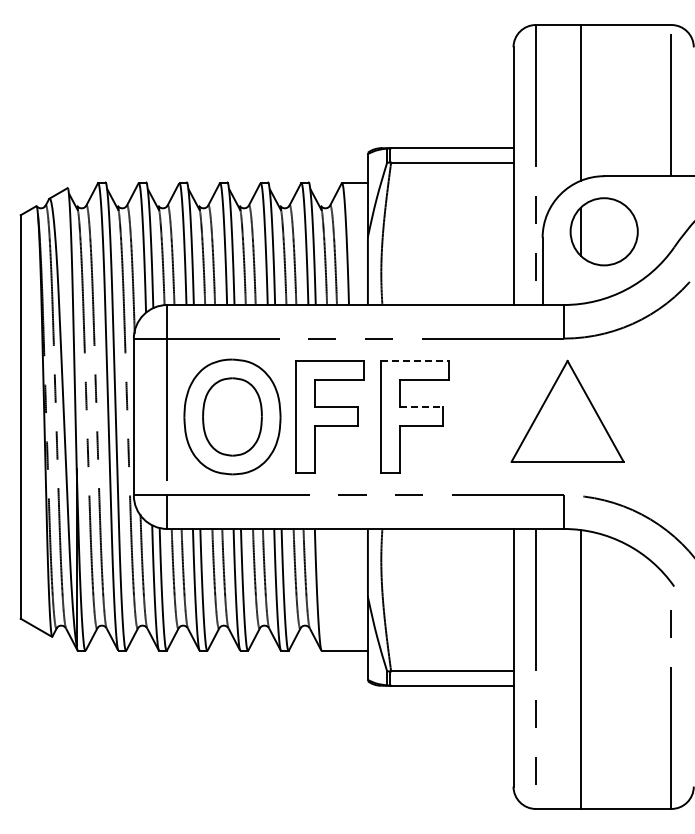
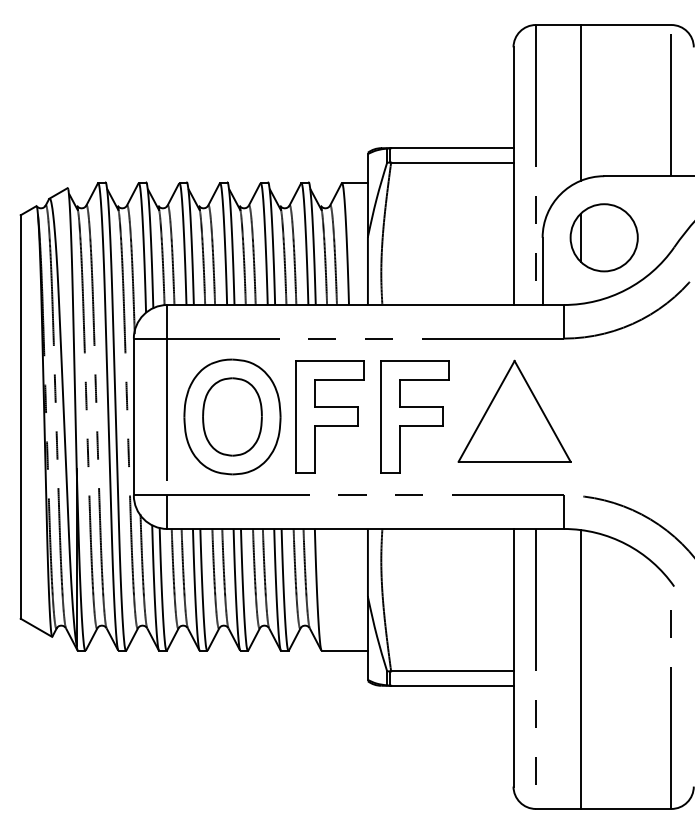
part position: (603, 231) -> (603, 237) (603, 237)
line: dashed -> solid (414, 361)
line: dashed -> solid (421, 406)
part position: (567, 410) -> (514, 410) (514, 410)
